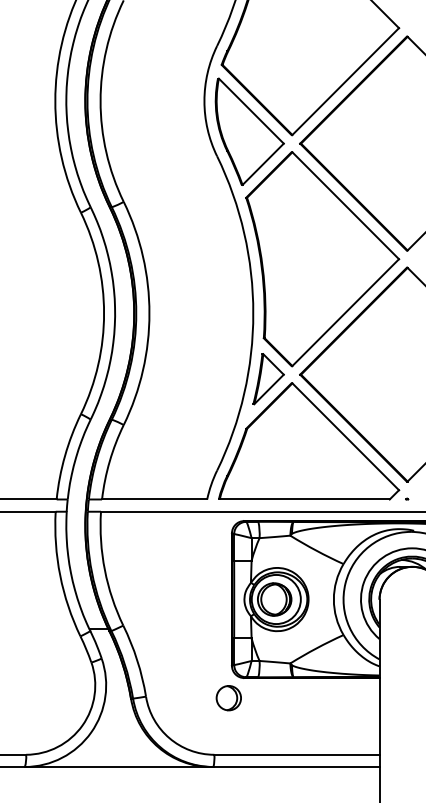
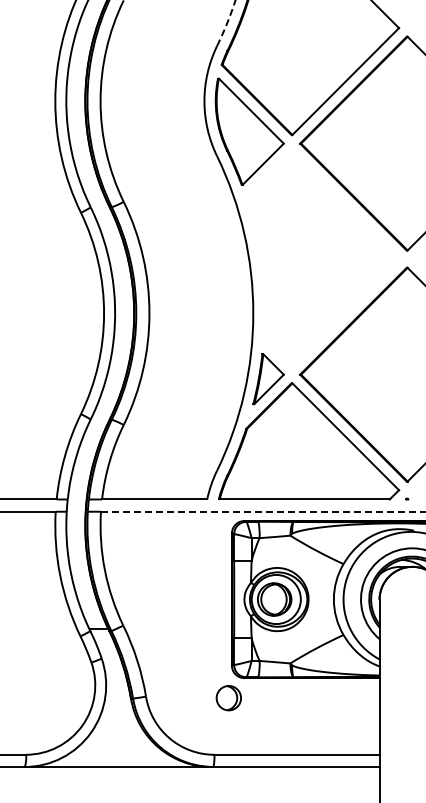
arc: solid -> dashed (227, 22)
part: present -> none (322, 259)
line: solid -> dashed (263, 511)
